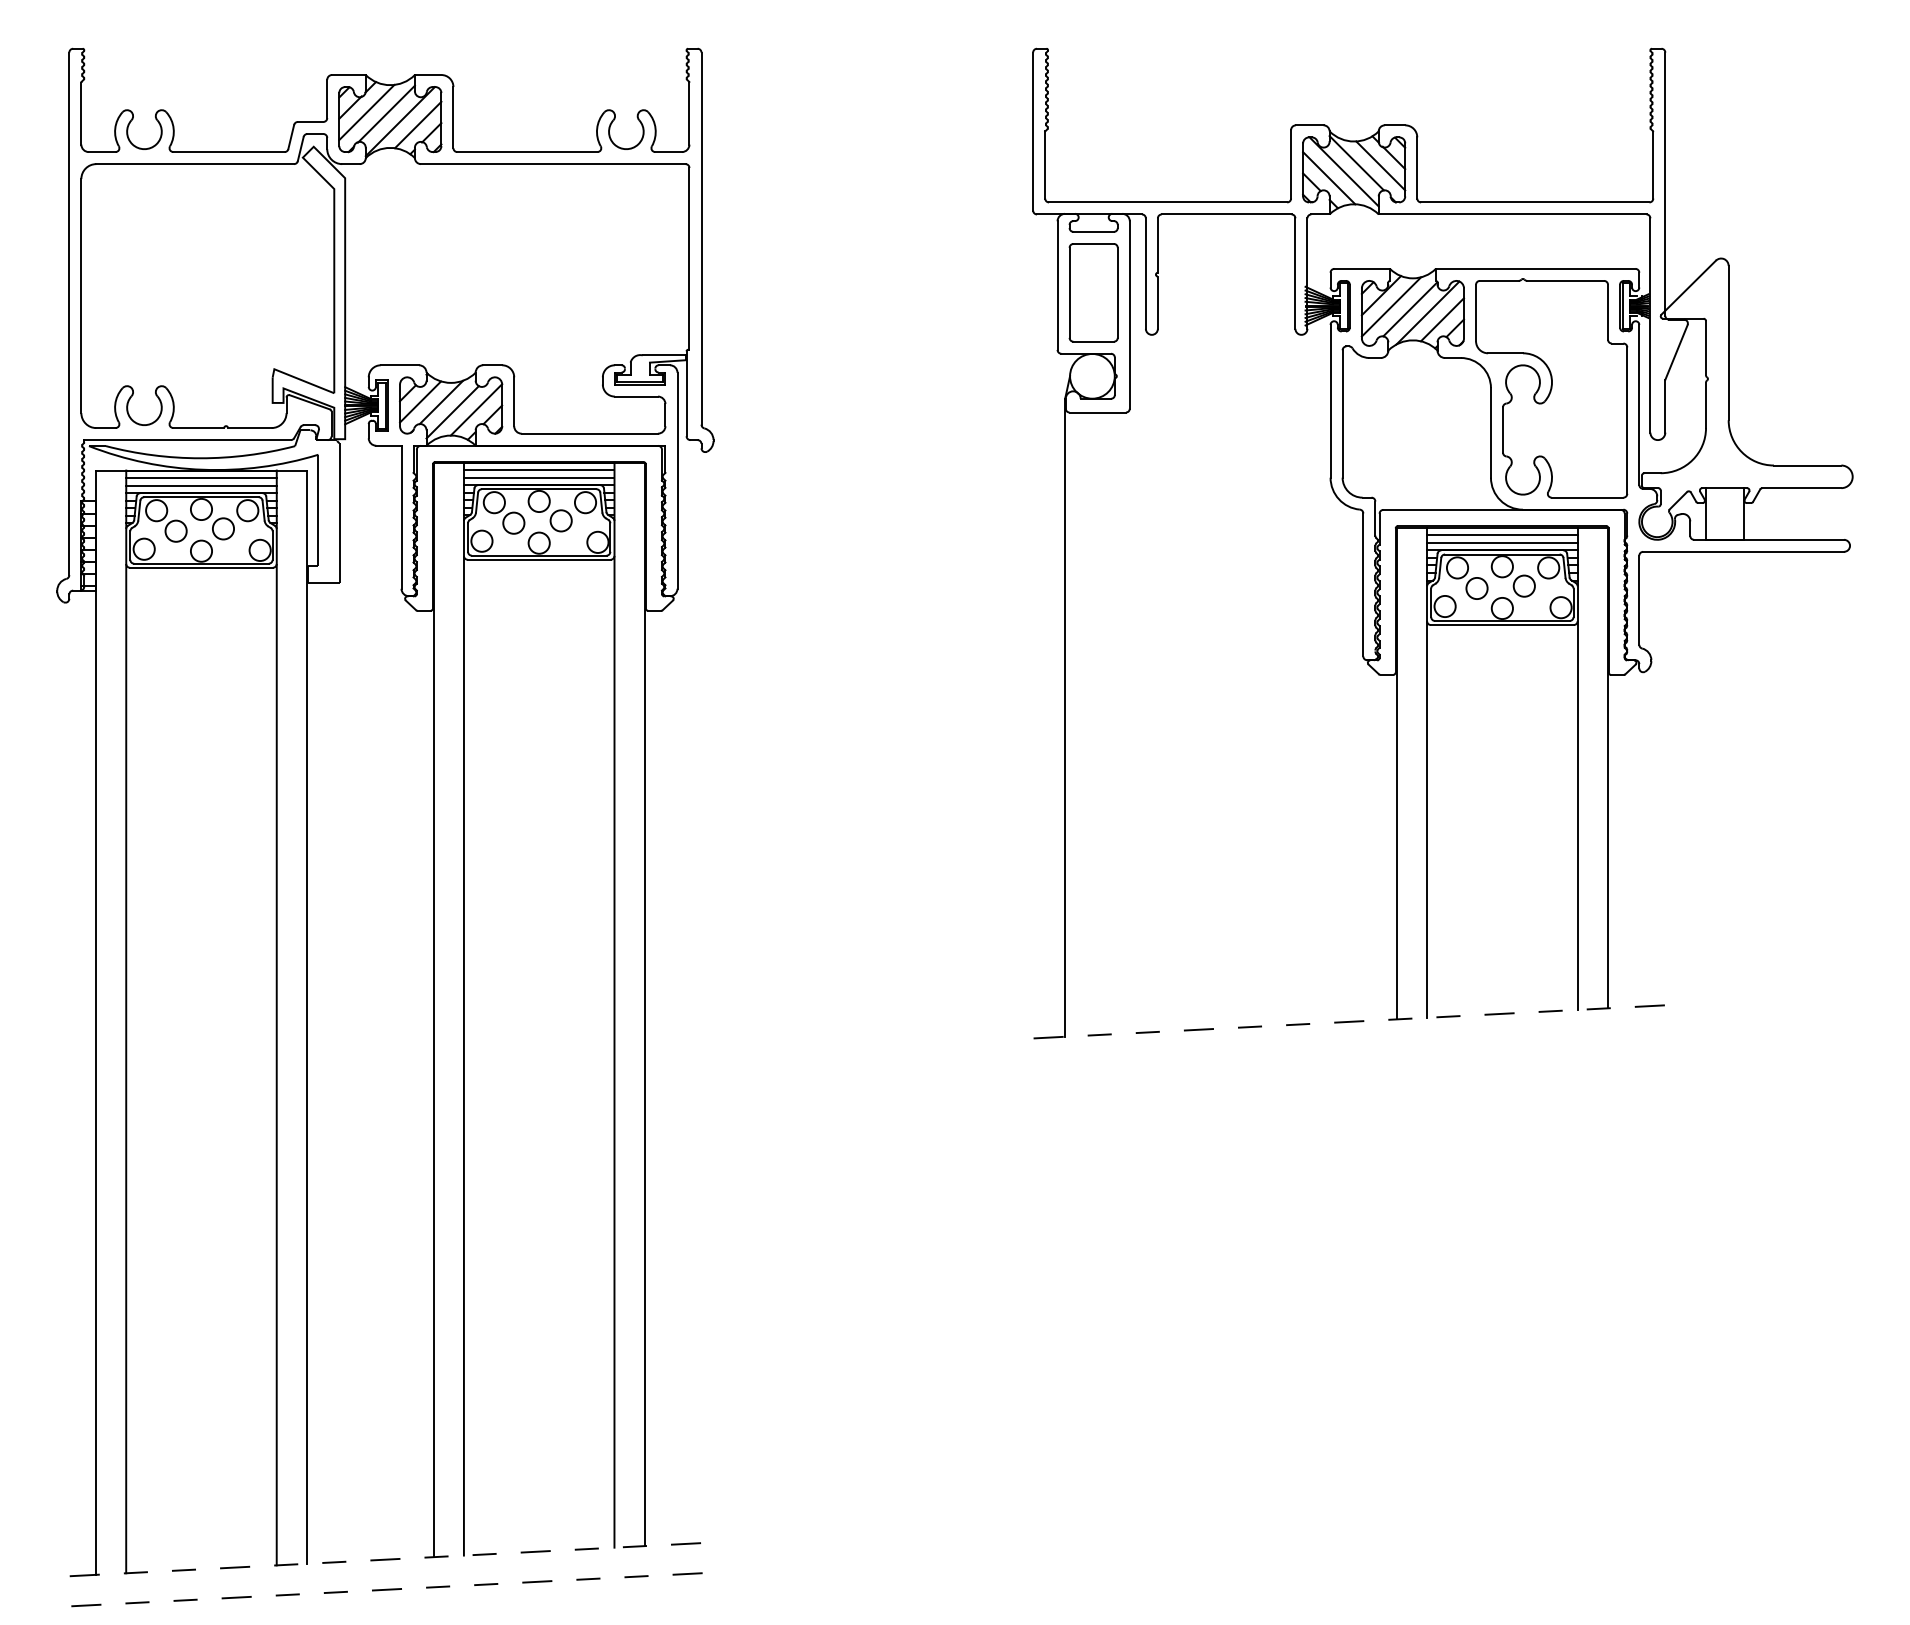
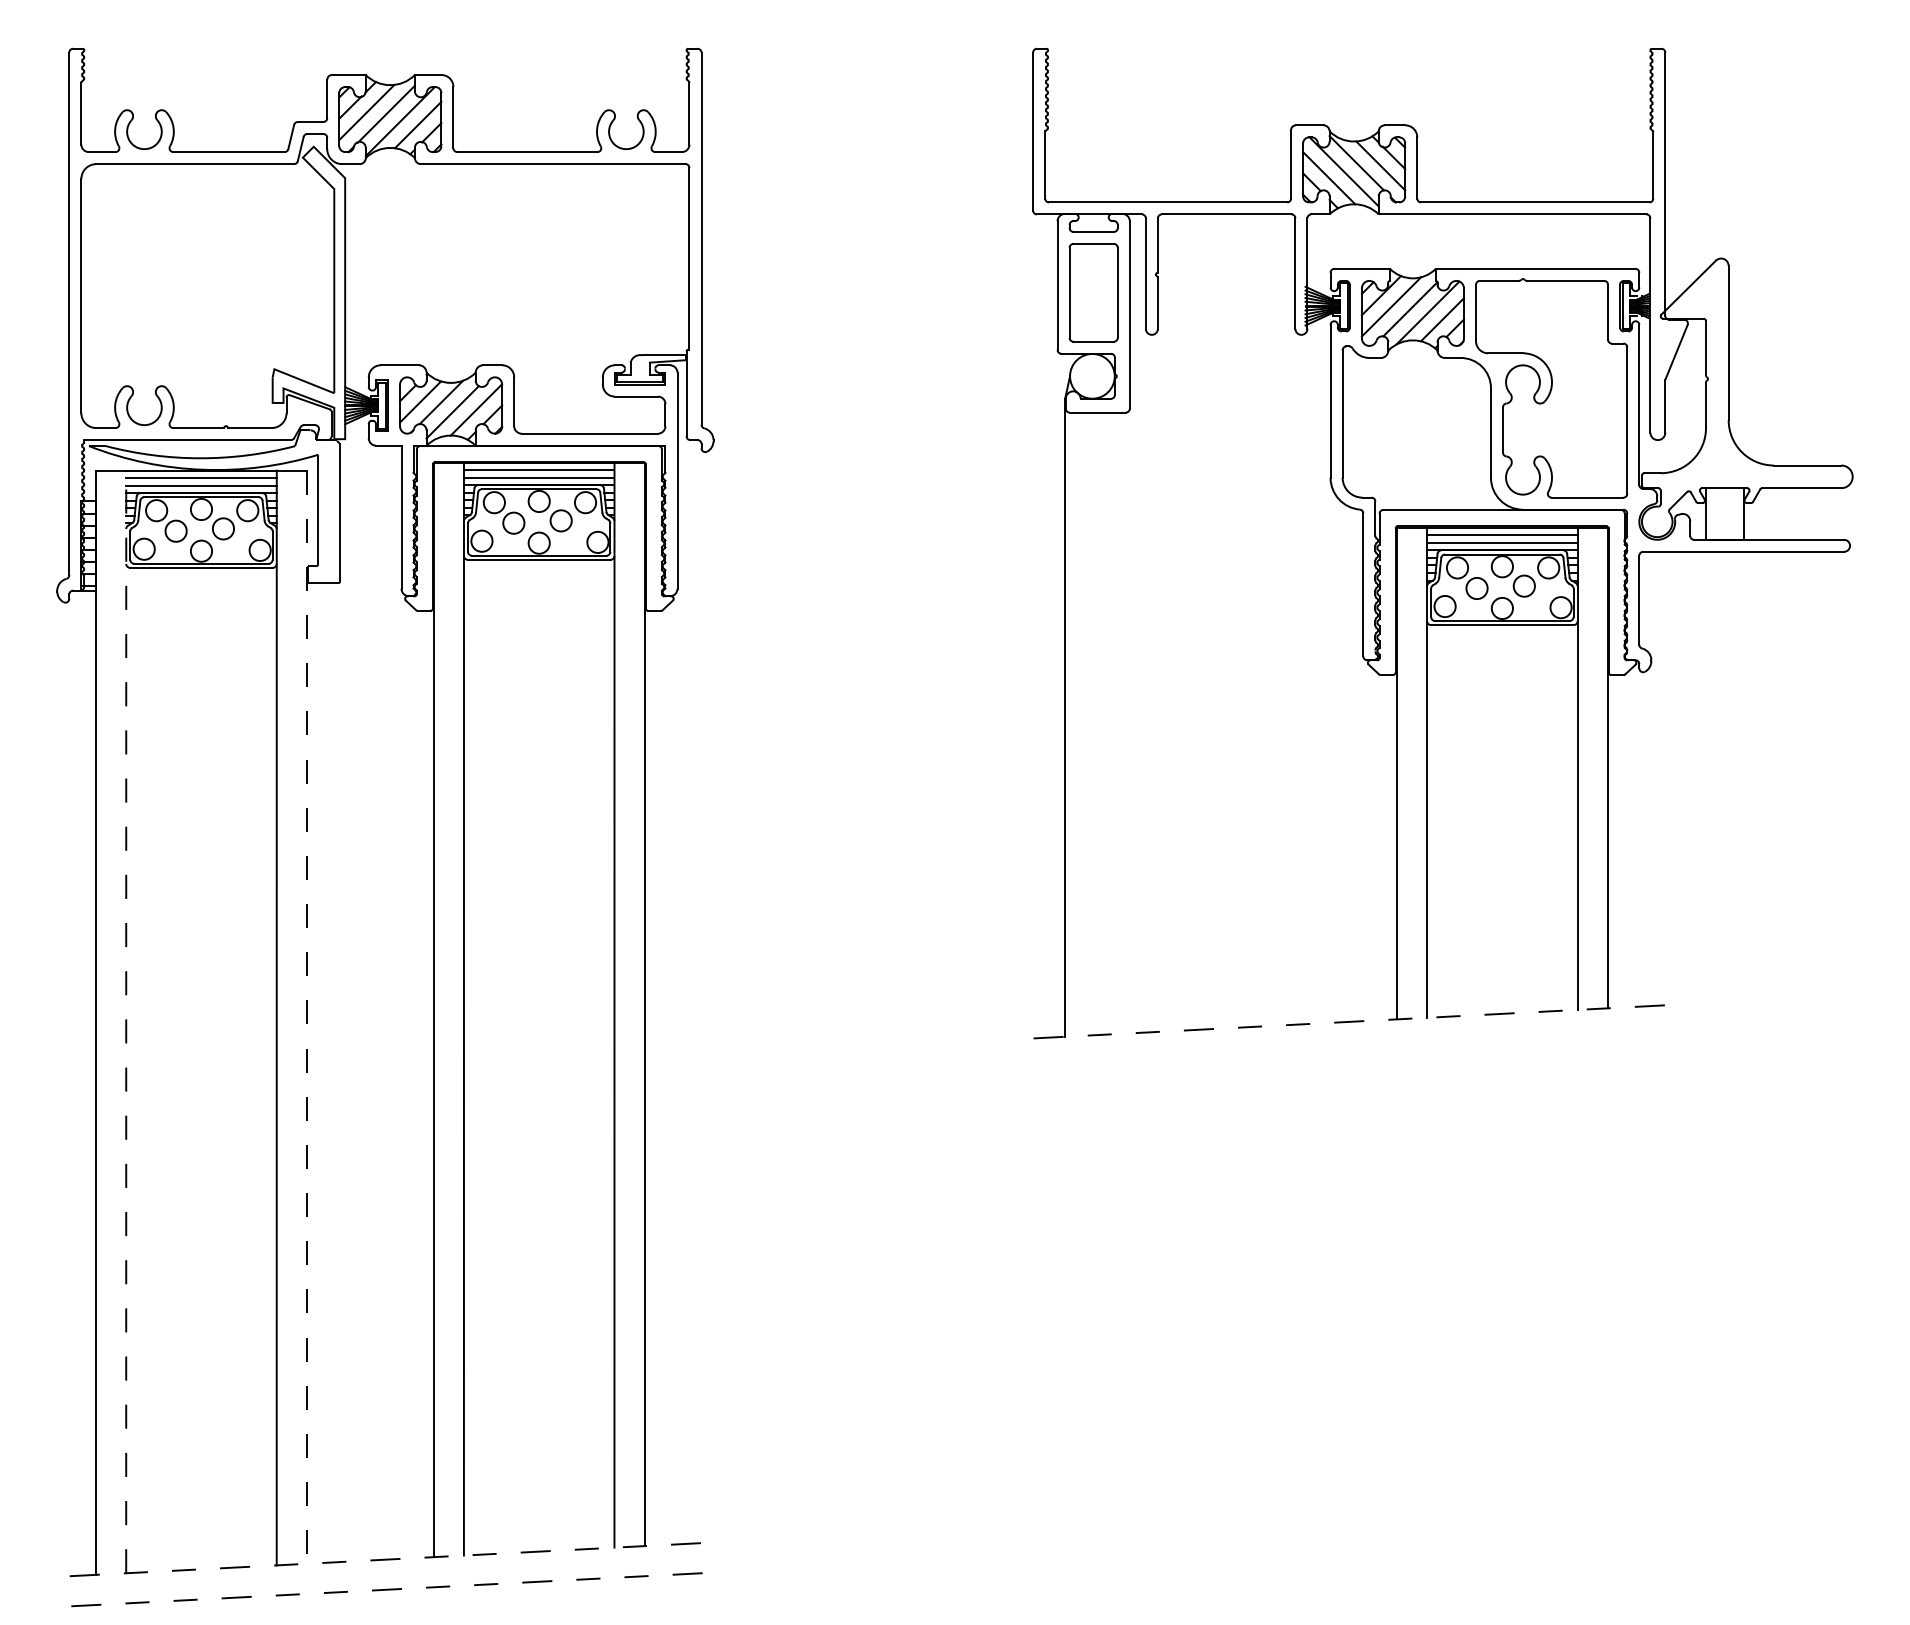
line: solid -> dashed (306, 1017)
line: solid -> dashed (126, 1021)
